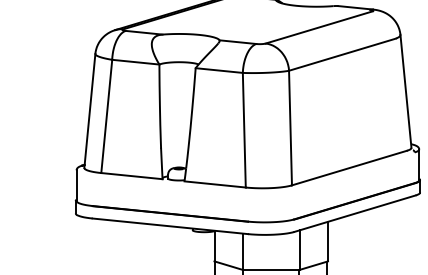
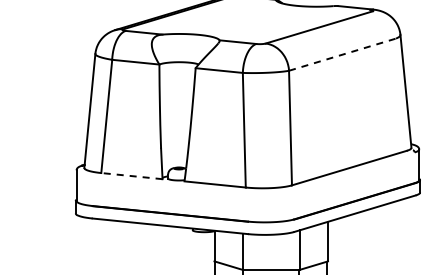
line: solid -> dashed (342, 54)
line: solid -> dashed (131, 176)
